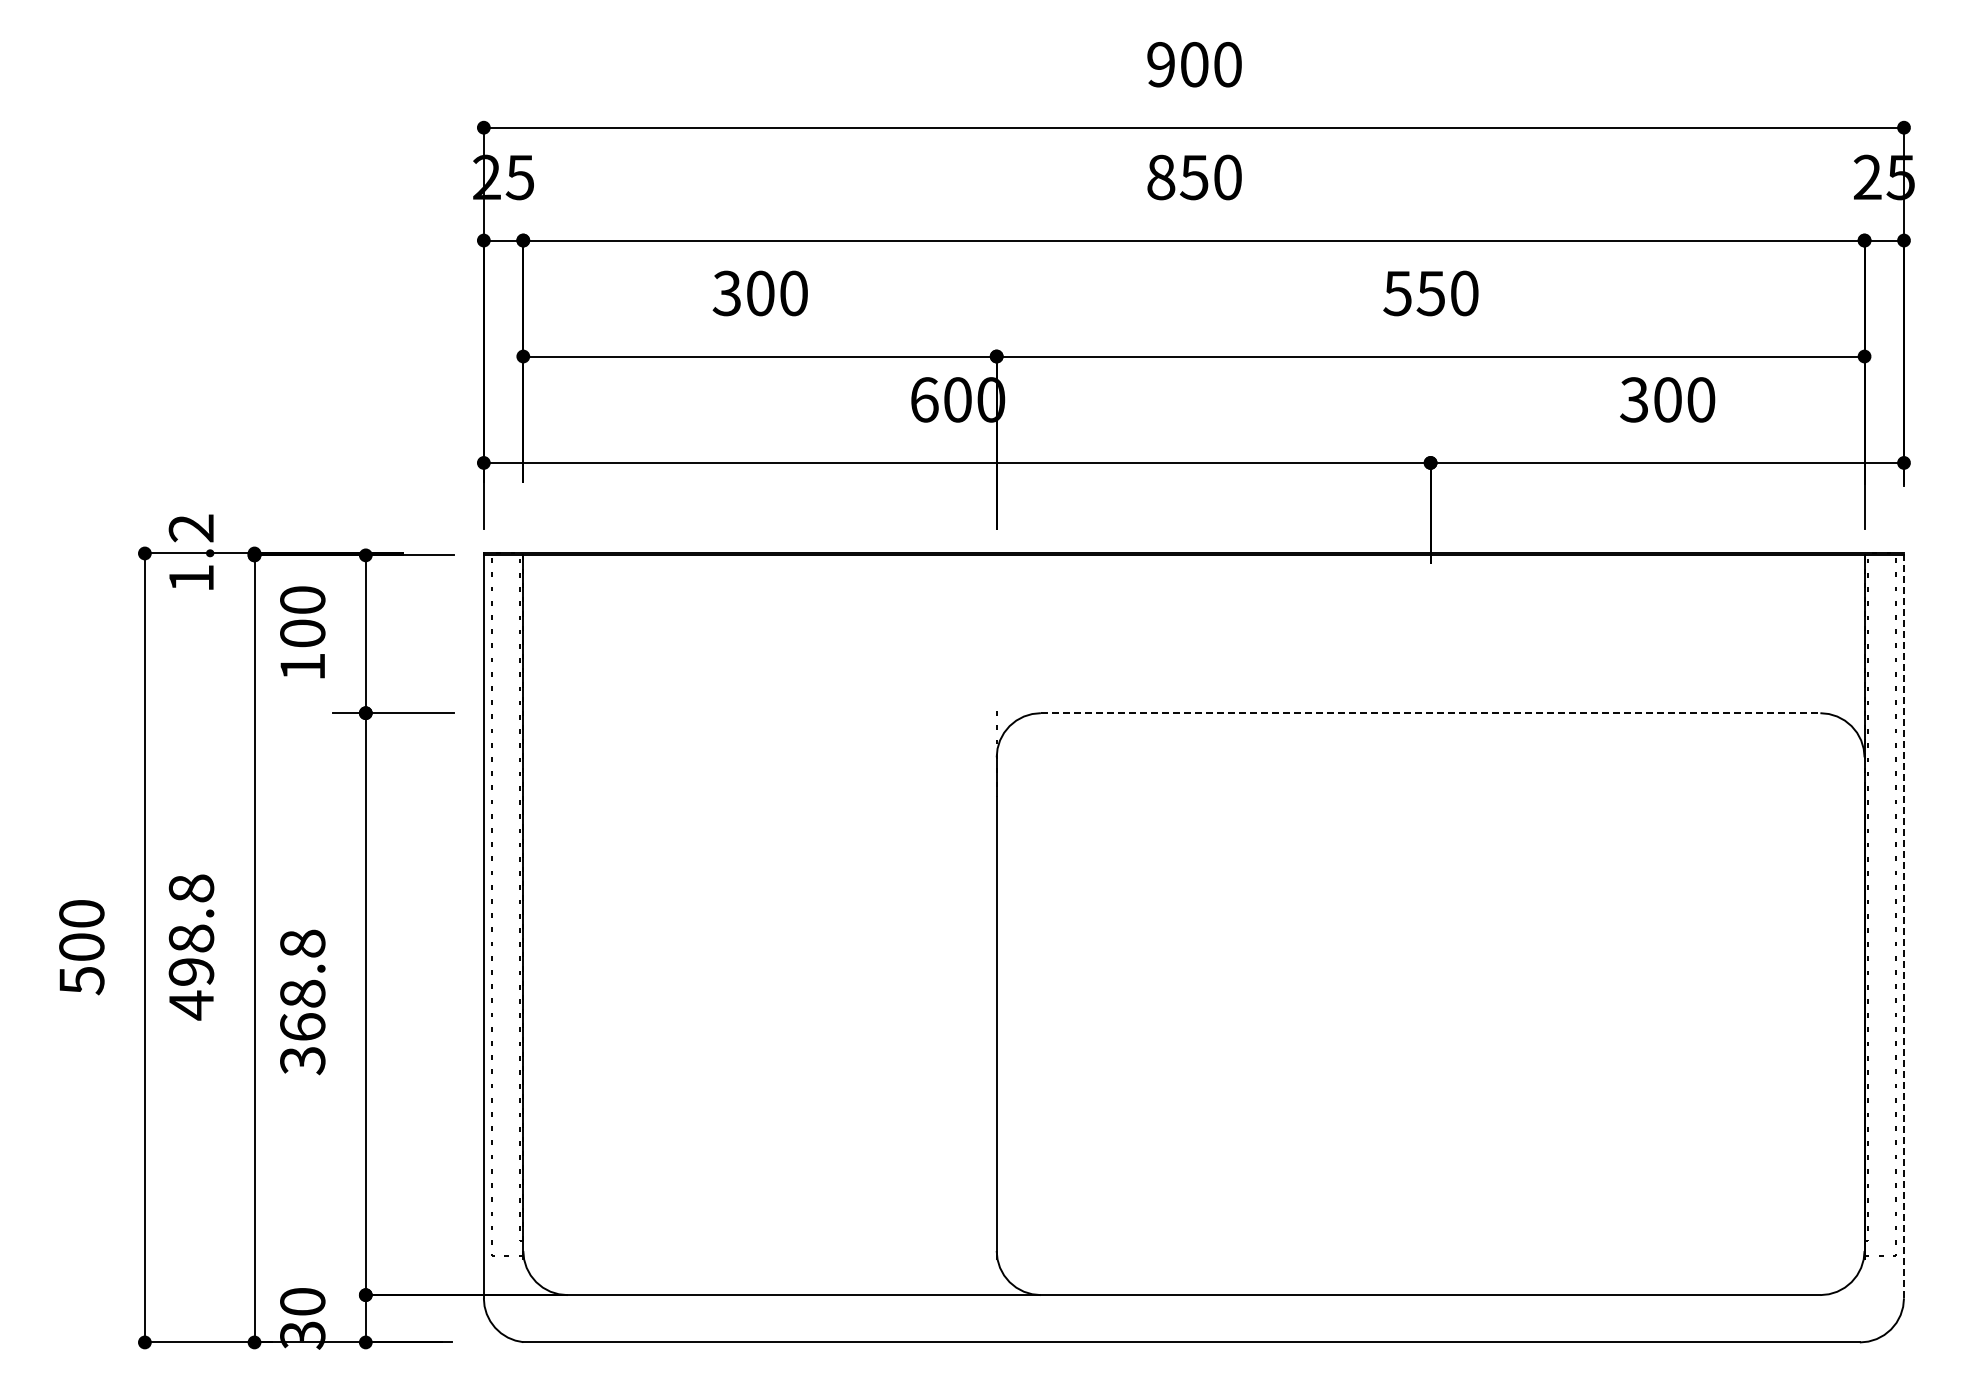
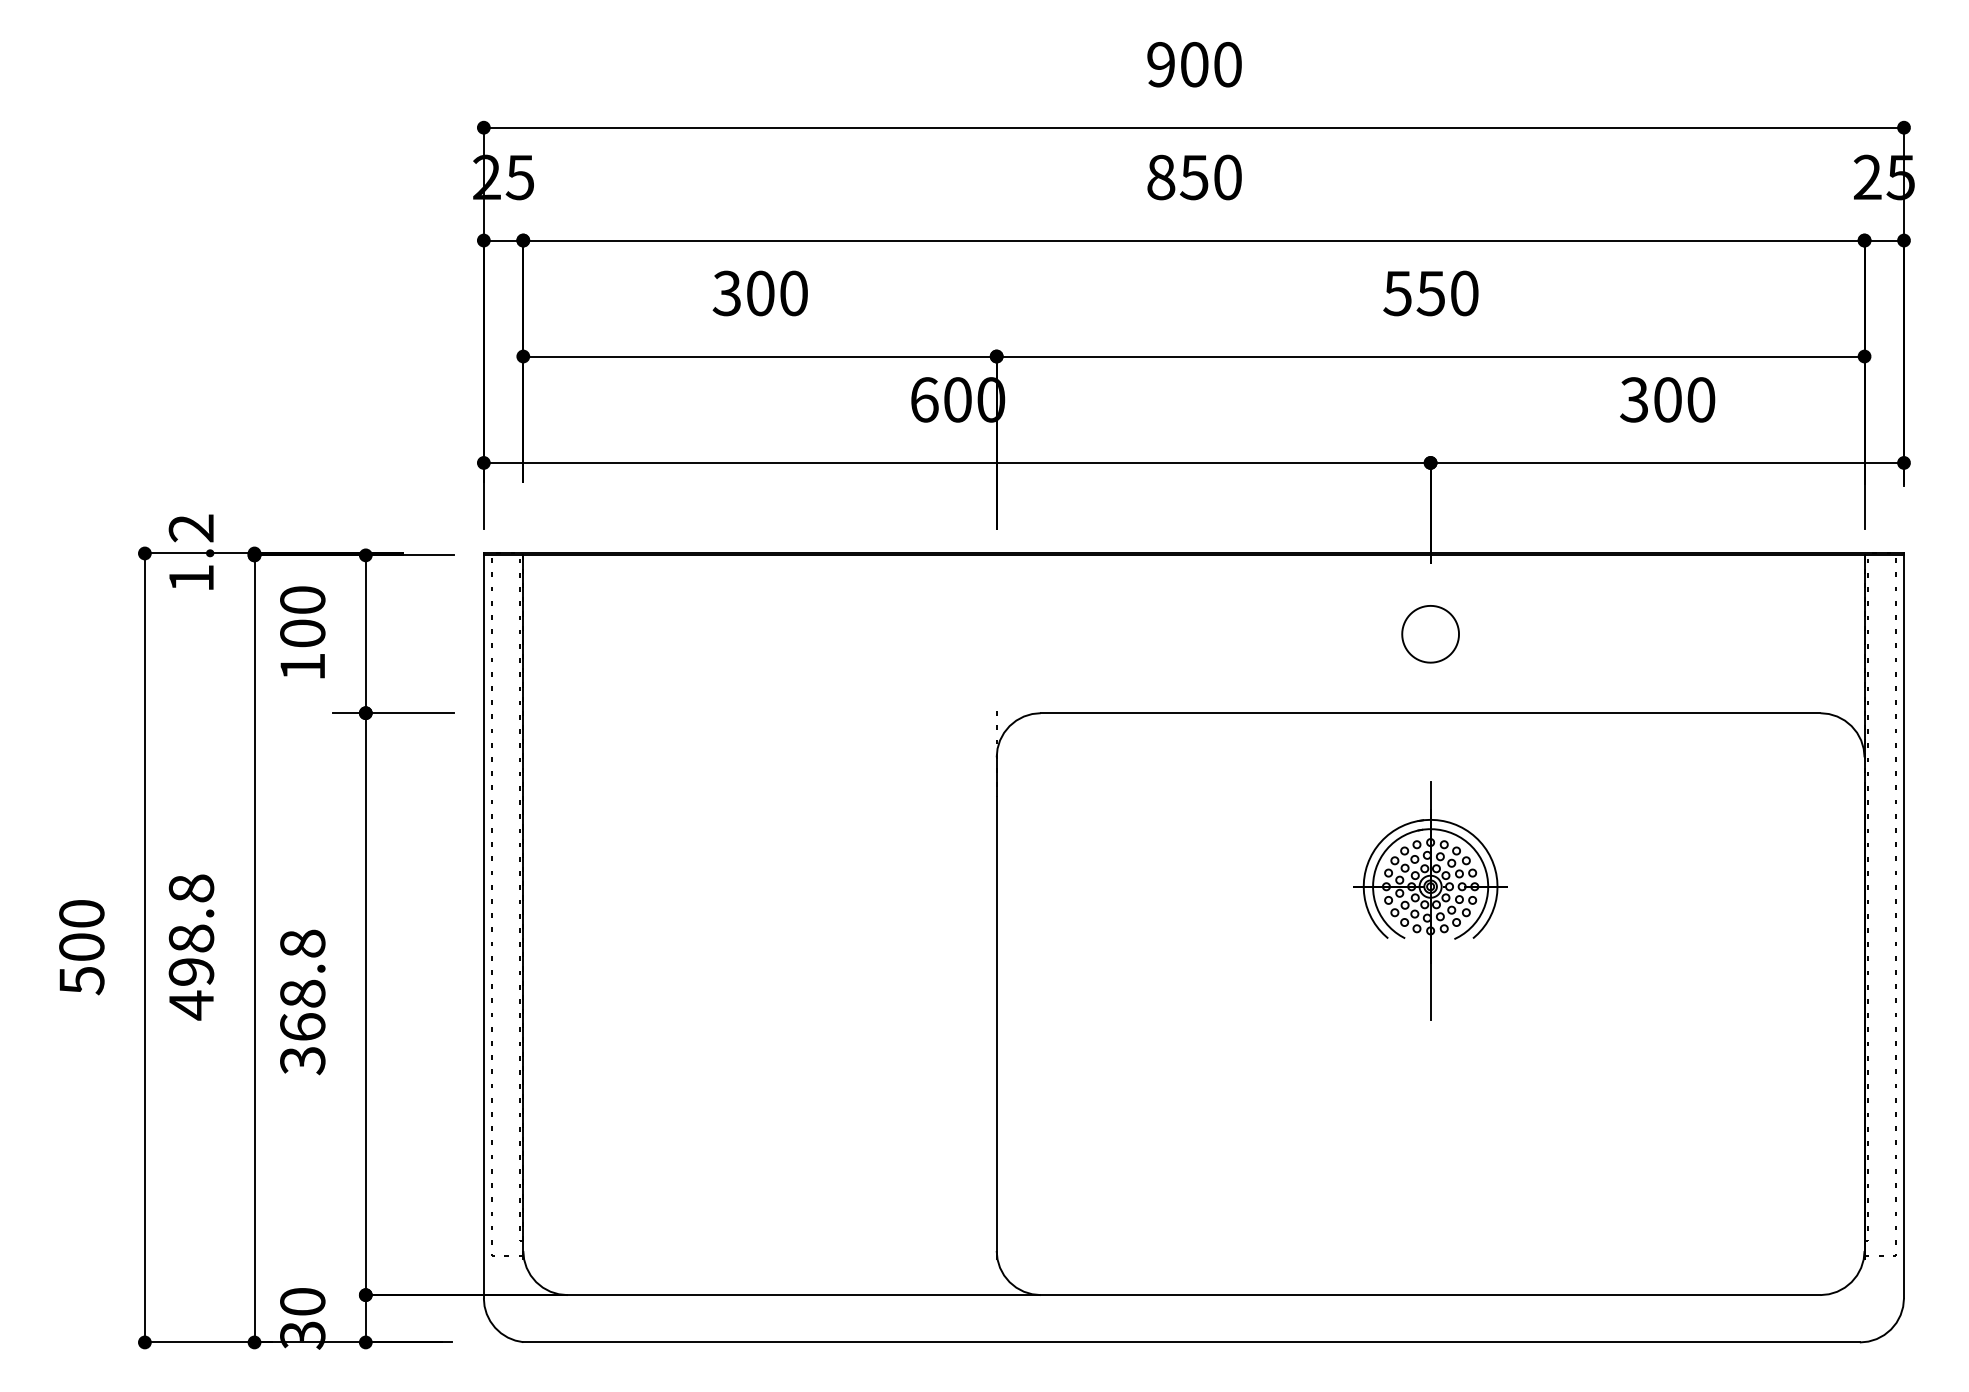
part: none -> present (1430, 634)
line: dashed -> solid (1430, 713)
part: none -> present (1430, 900)
line: dashed -> solid (1904, 925)
